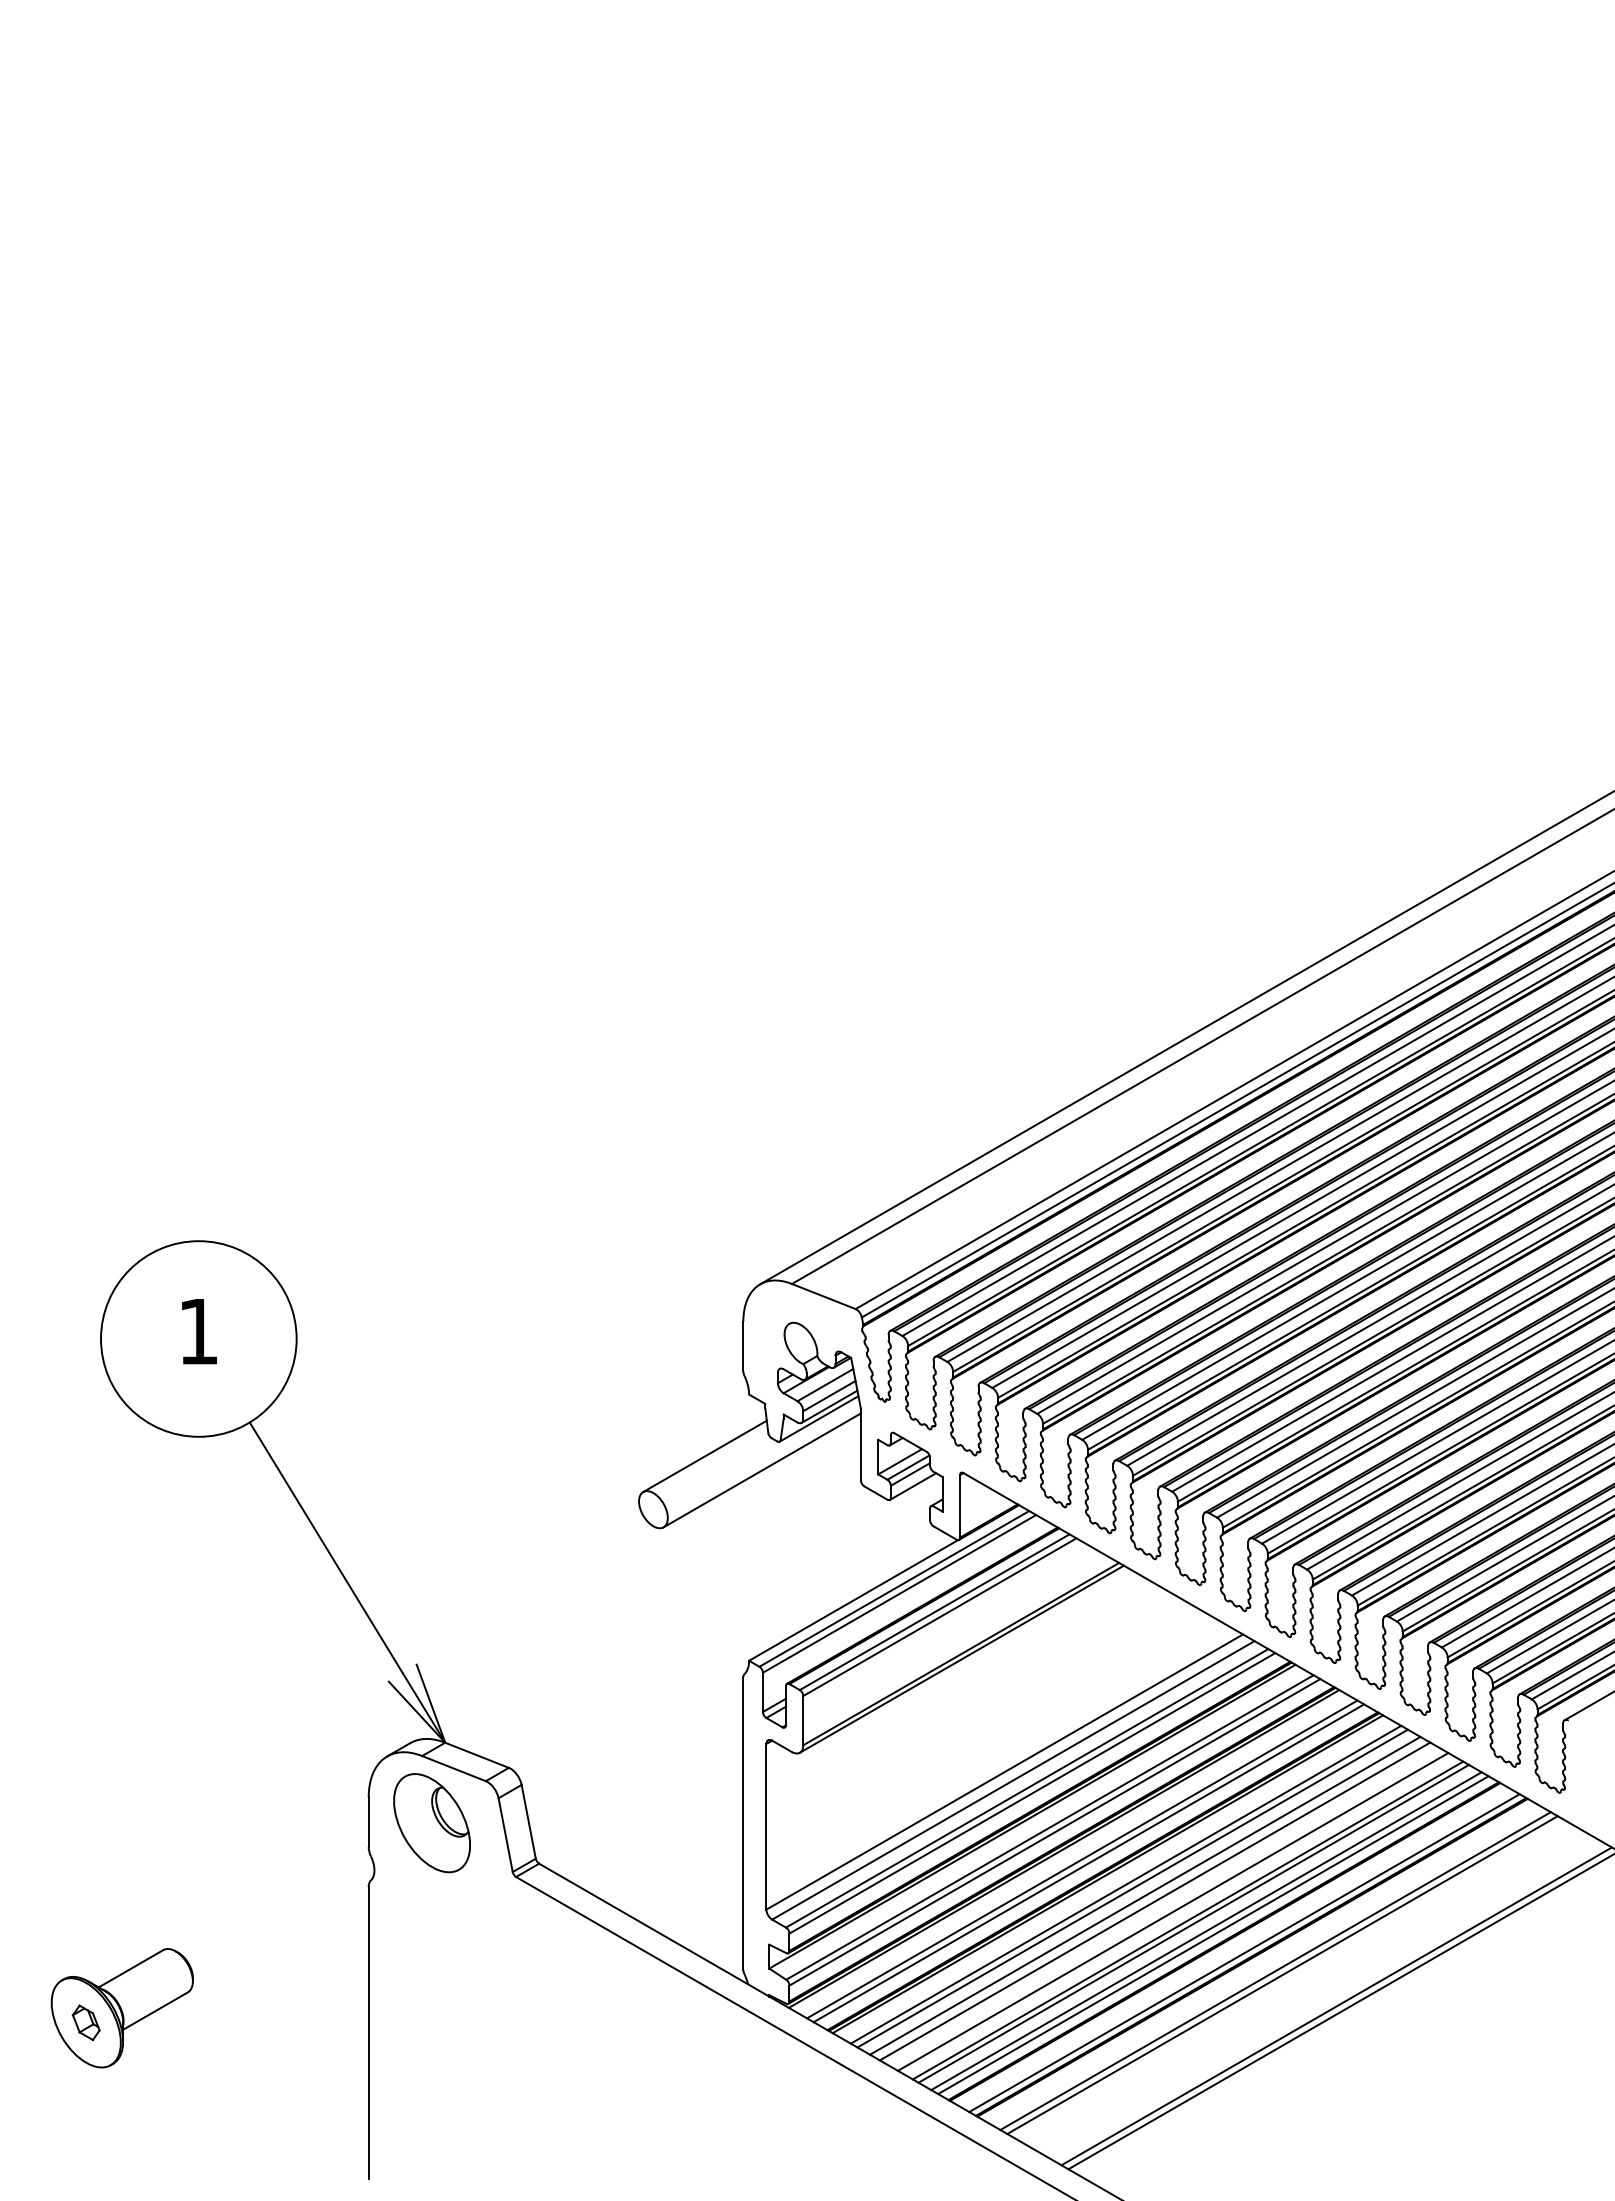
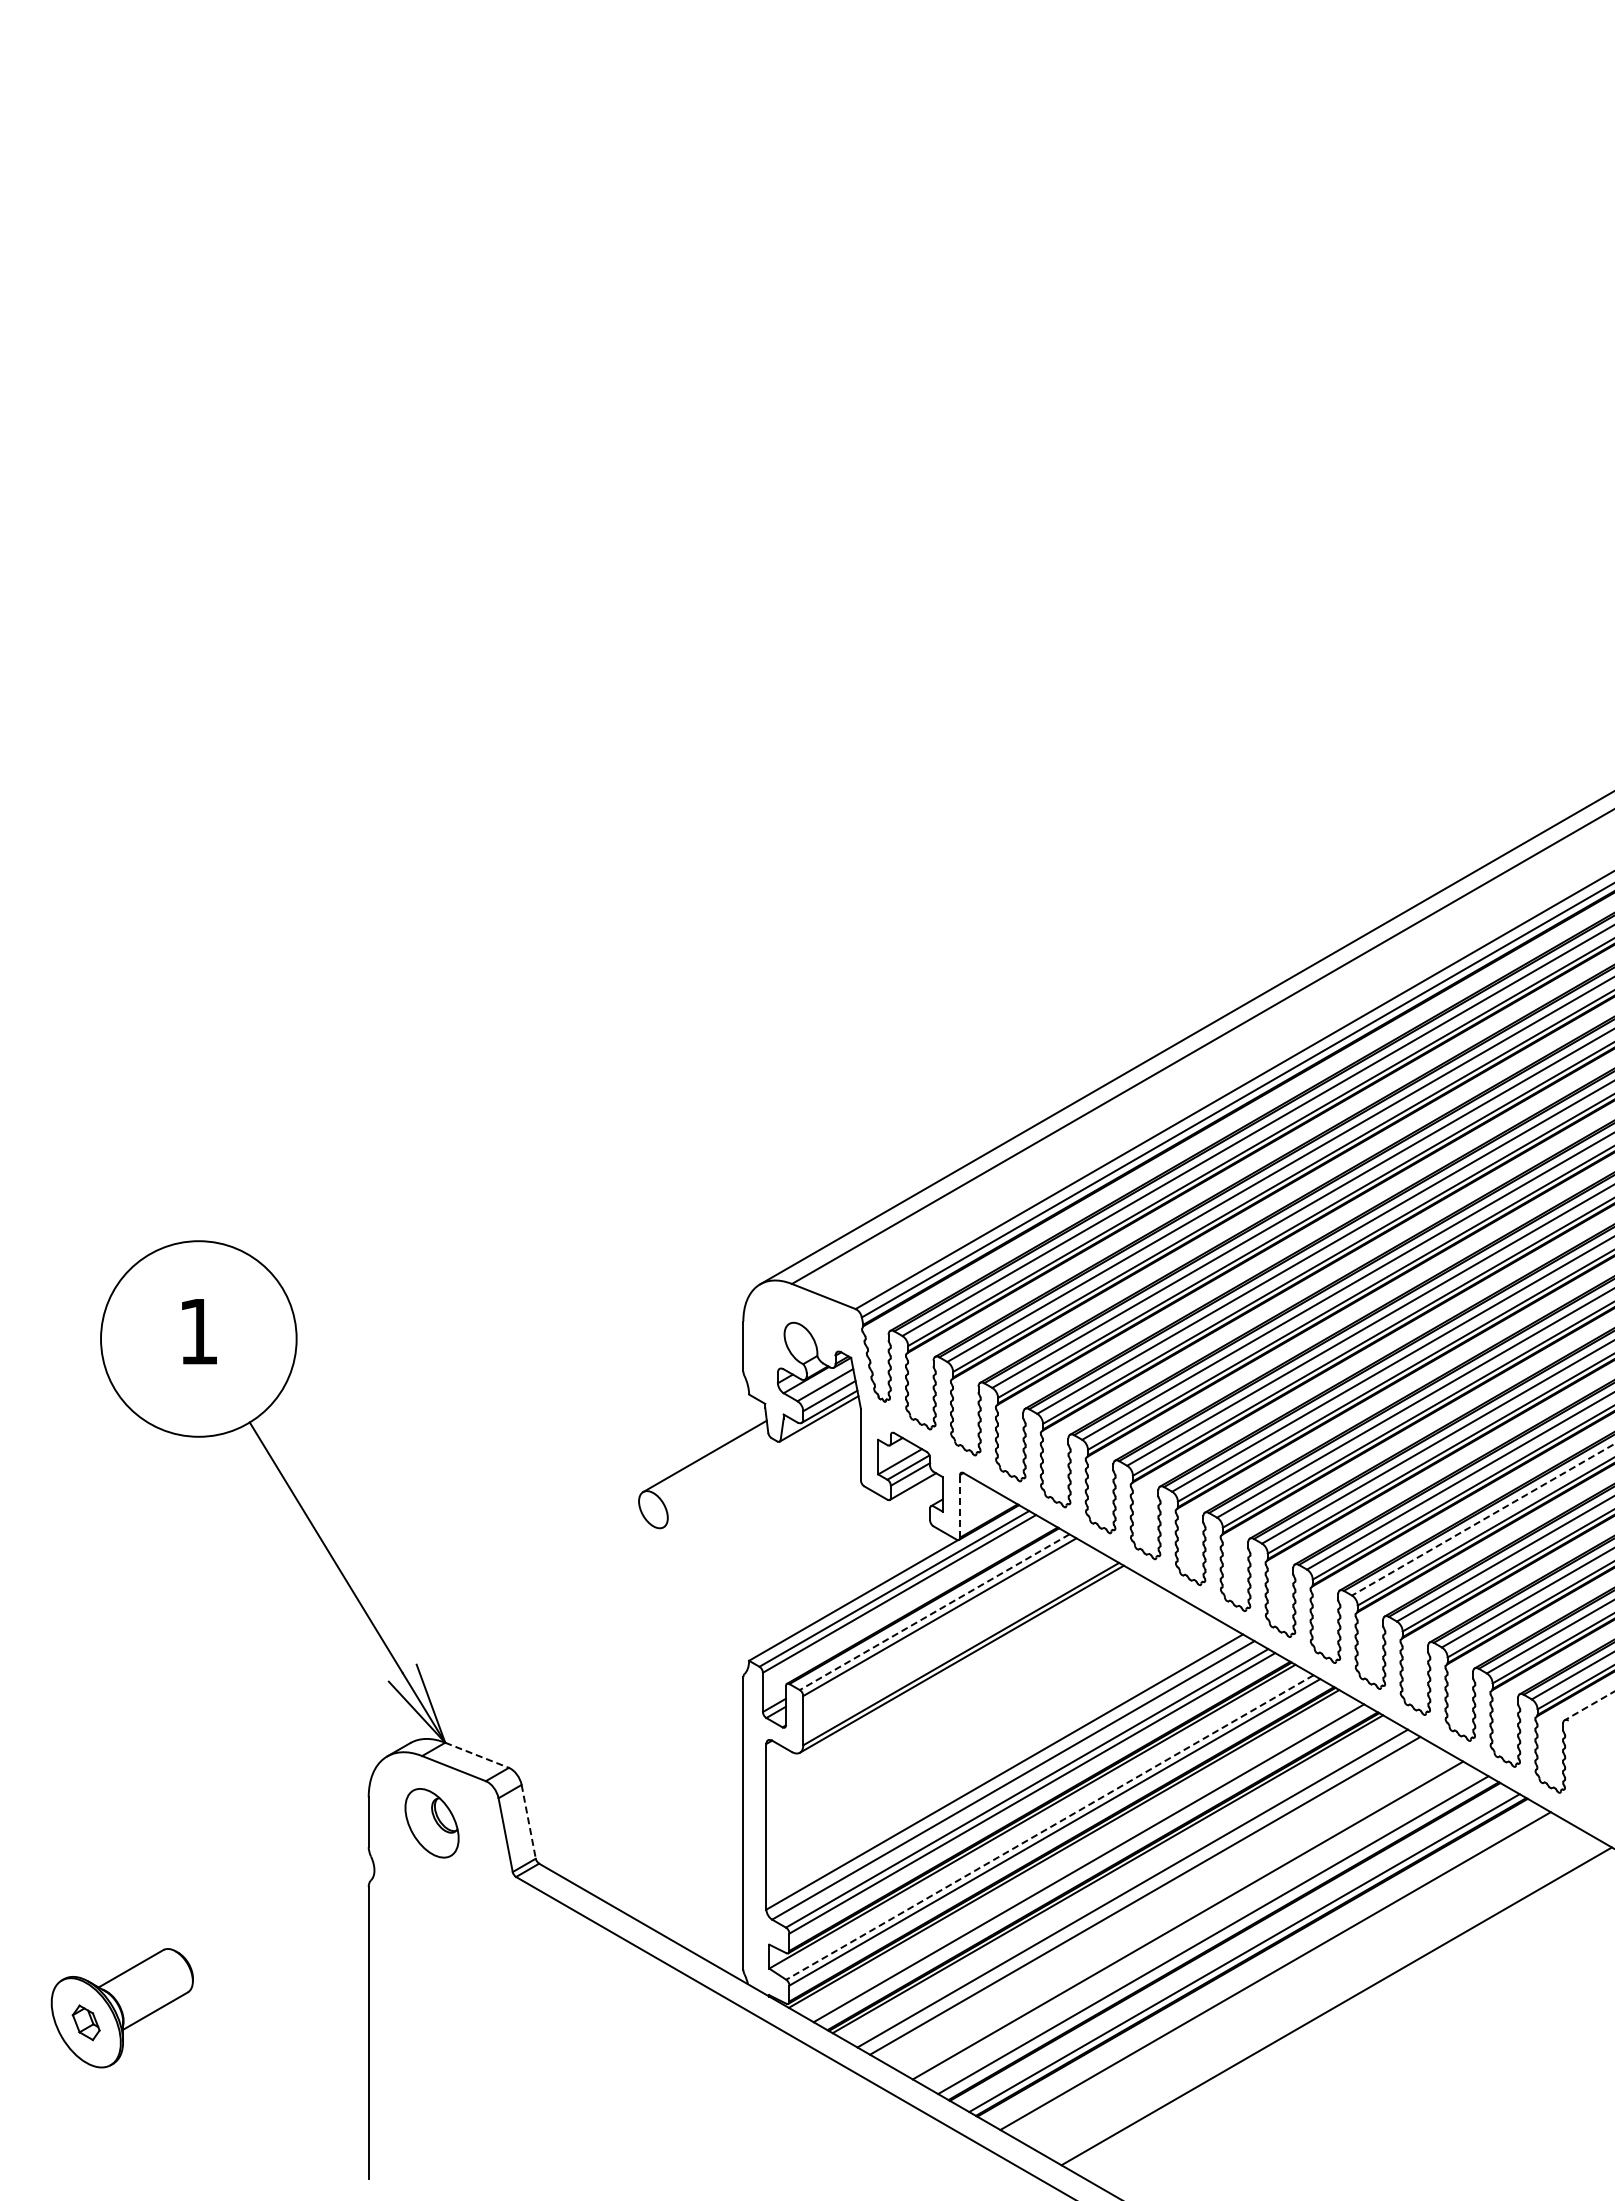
line: present -> none (761, 1470)
line: solid -> dashed (960, 1505)
line: solid -> dashed (1482, 1520)
line: solid -> dashed (934, 1612)
line: solid -> dashed (1589, 1705)
line: solid -> dashed (477, 1755)
line: solid -> dashed (528, 1821)
part size: 78x101 px -> 56x71 px (431, 1823)
line: solid -> dashed (1049, 1827)
line: present -> none (1082, 1859)
line: present -> none (1125, 1884)
line: present -> none (1154, 1901)
line: present -> none (1172, 1911)
line: present -> none (1193, 1923)
line: present -> none (1206, 1931)
line: present -> none (1282, 1974)
line: present -> none (1339, 2012)
